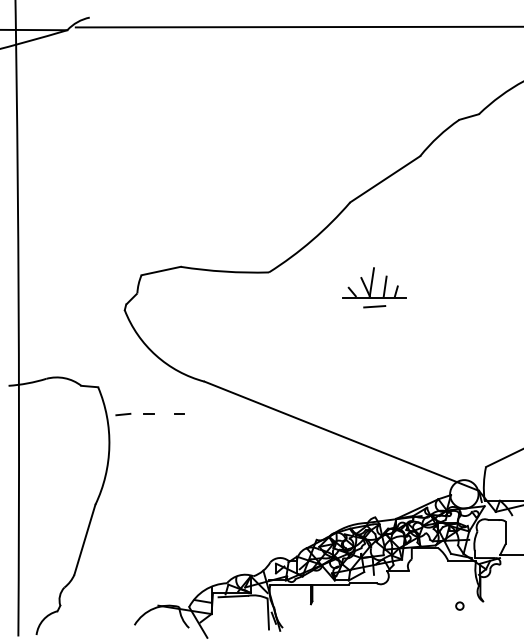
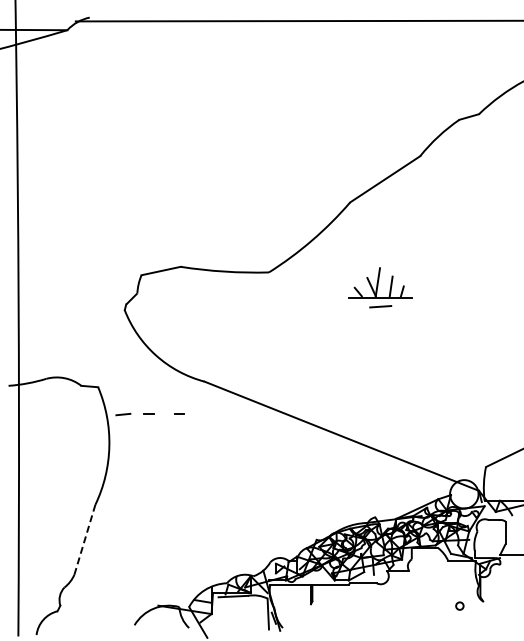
line position: (297, 26) -> (297, 20) (297, 20)
part position: (374, 287) -> (380, 287) (380, 287)
line: solid -> dashed (84, 539)
